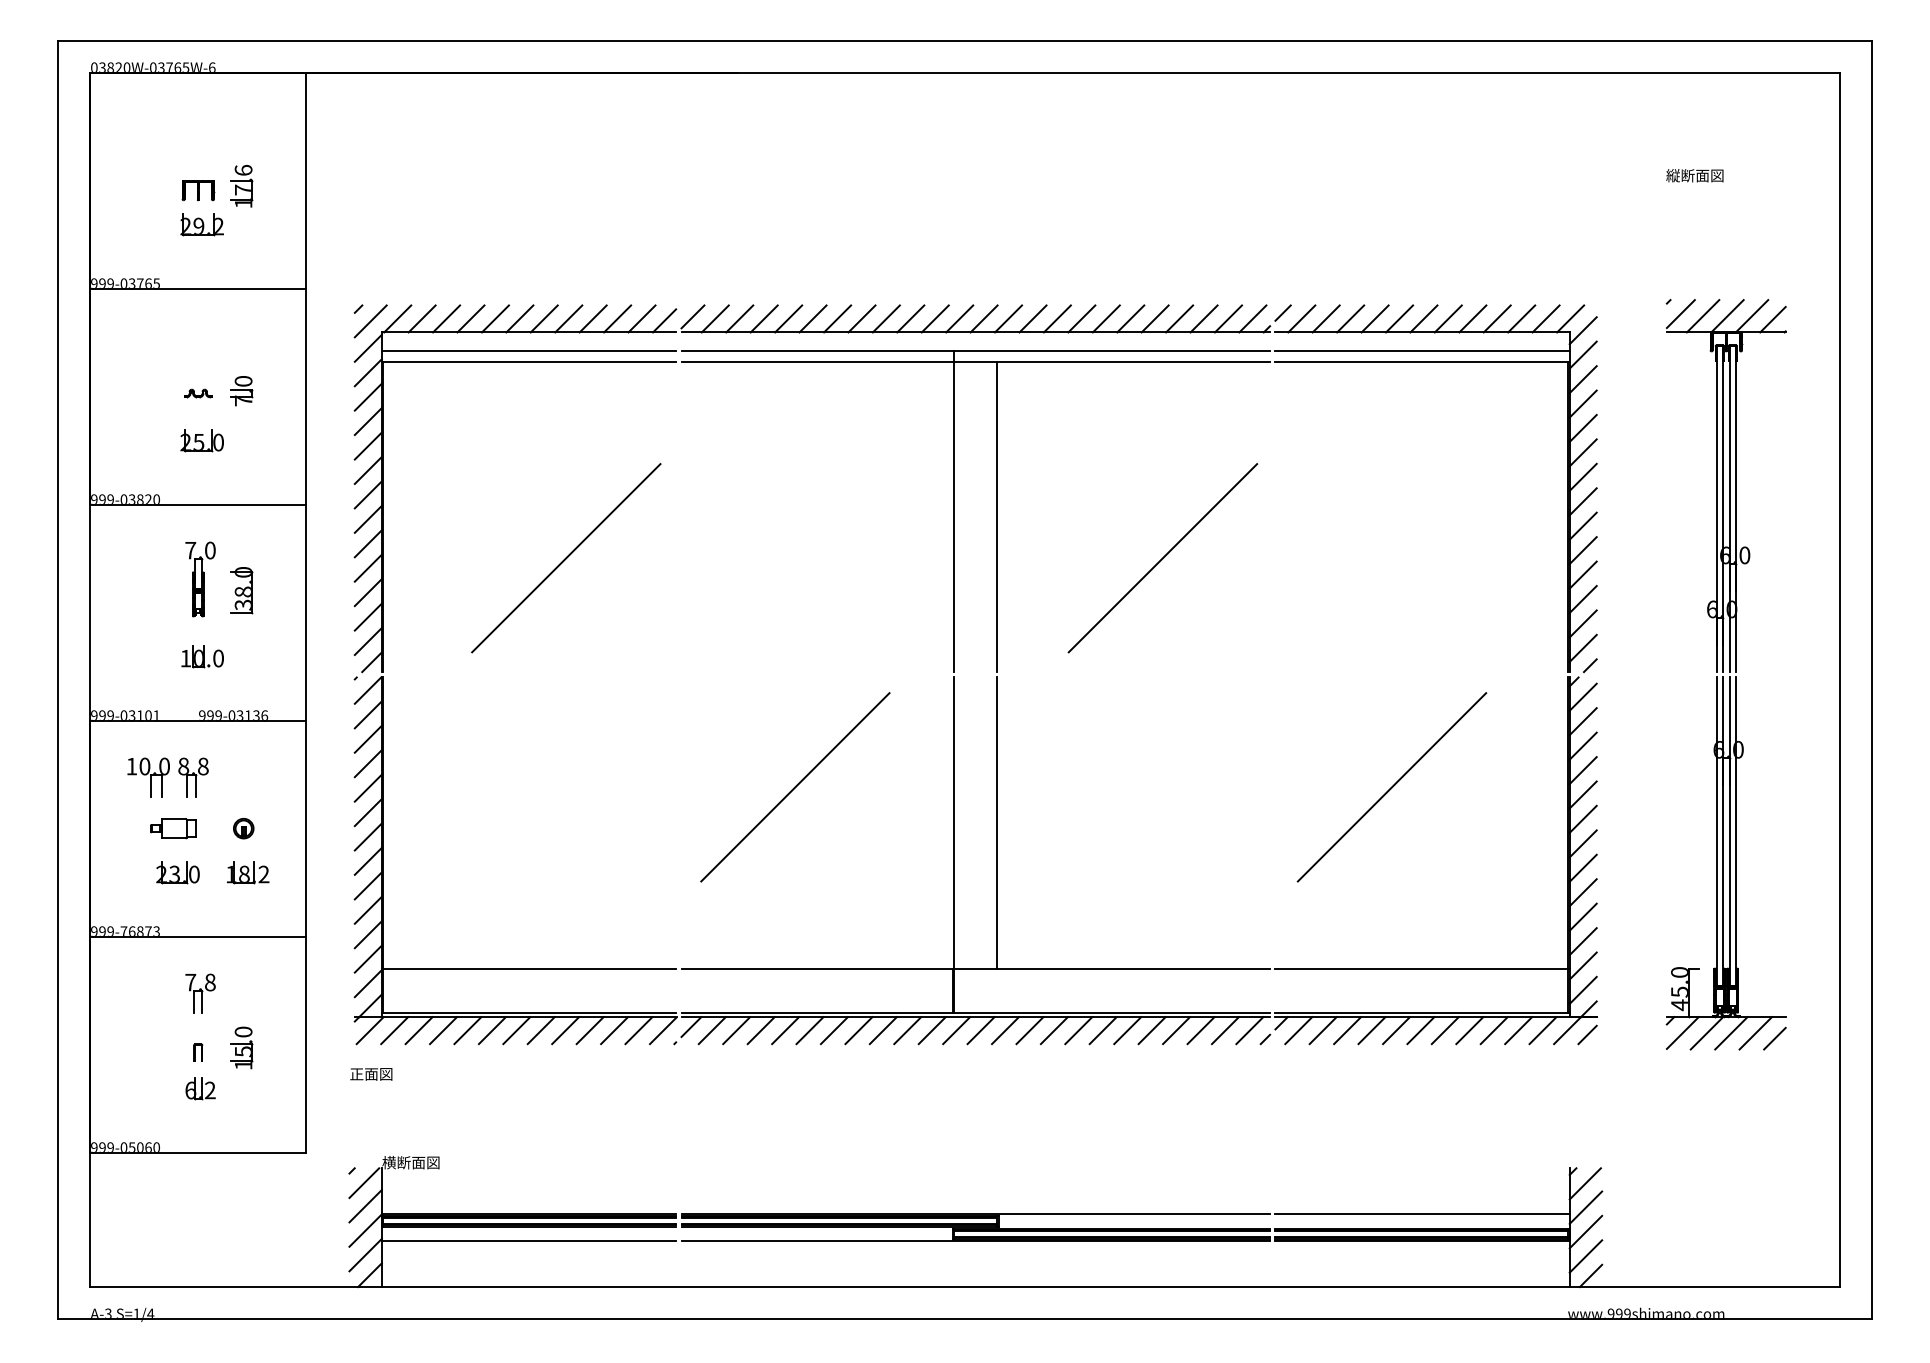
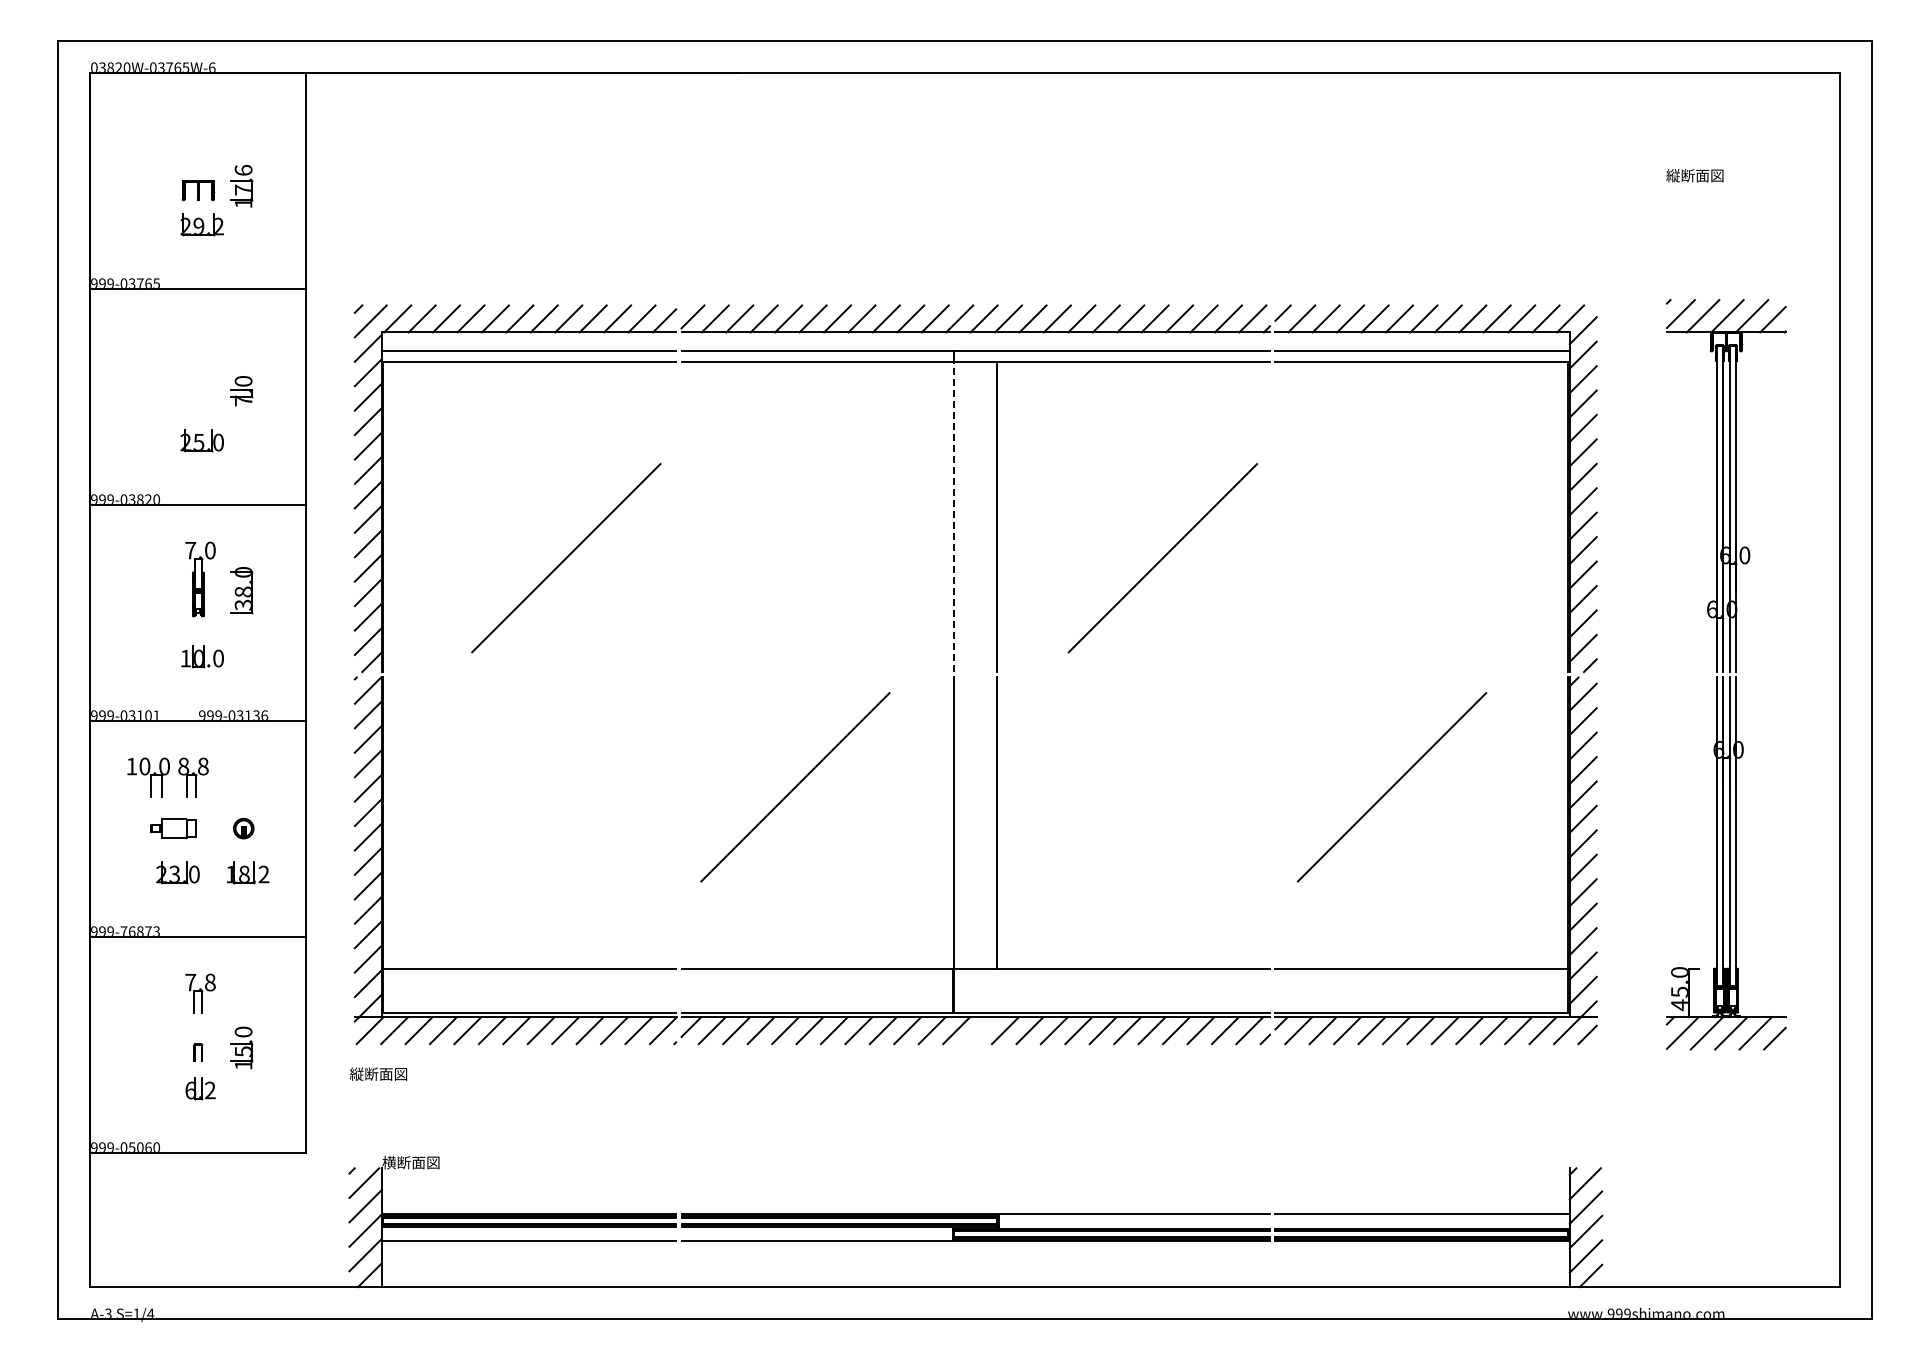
part: present -> none (198, 393)
line: solid -> dashed (954, 516)
line: present -> none (980, 1030)
text: 正面図 -> 縦断面図 (378, 1073)
